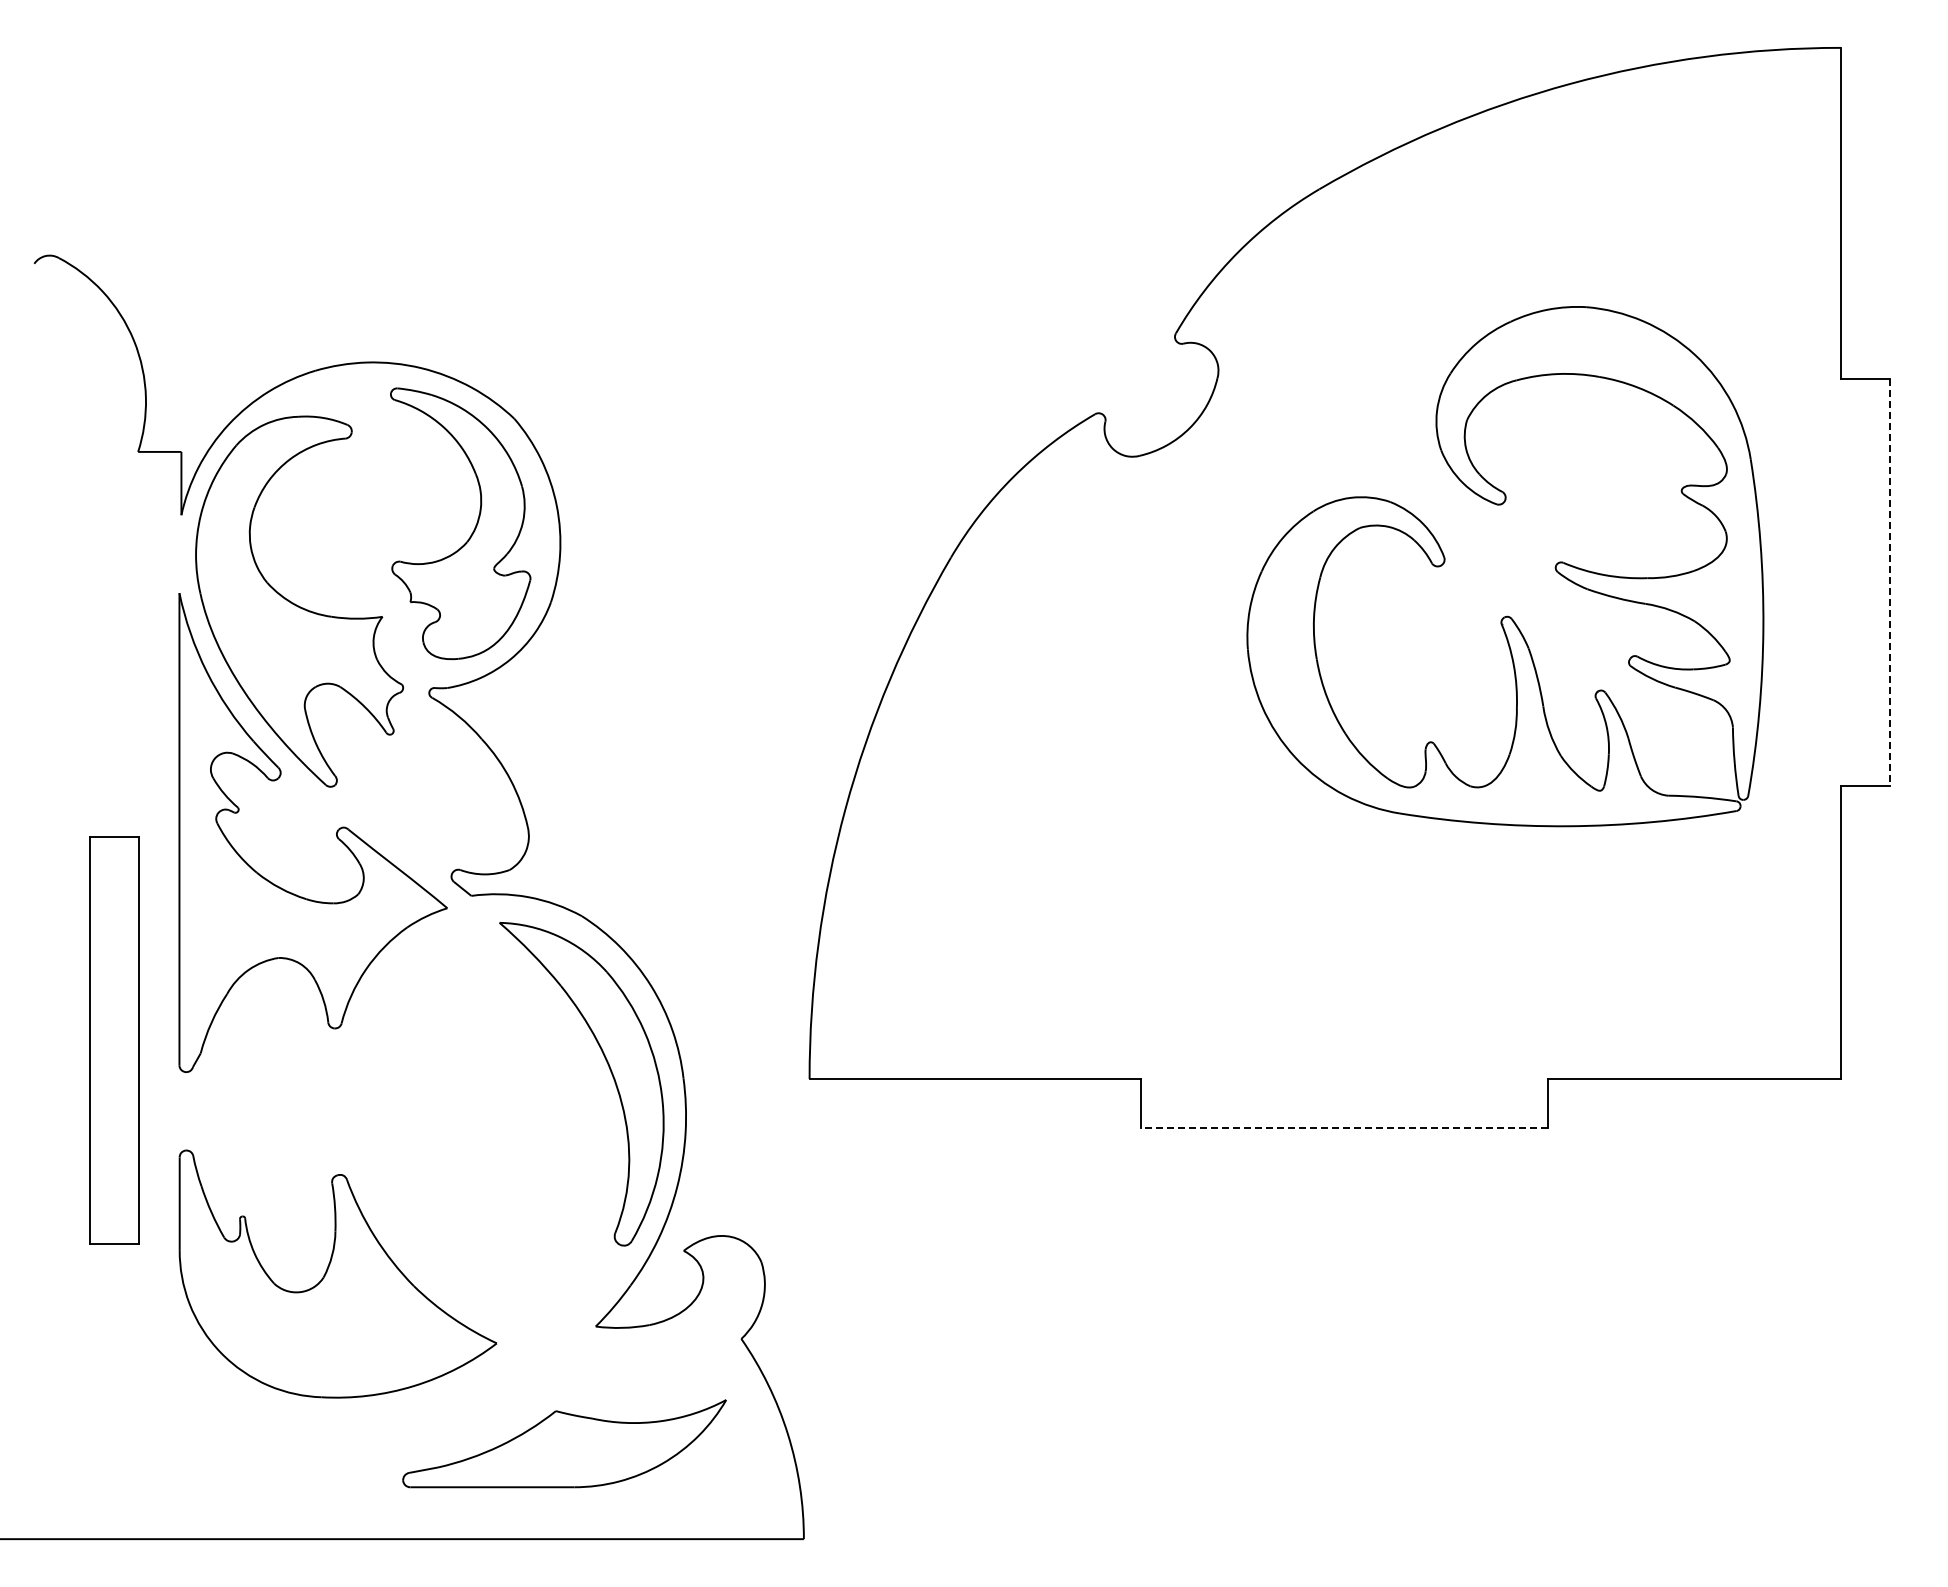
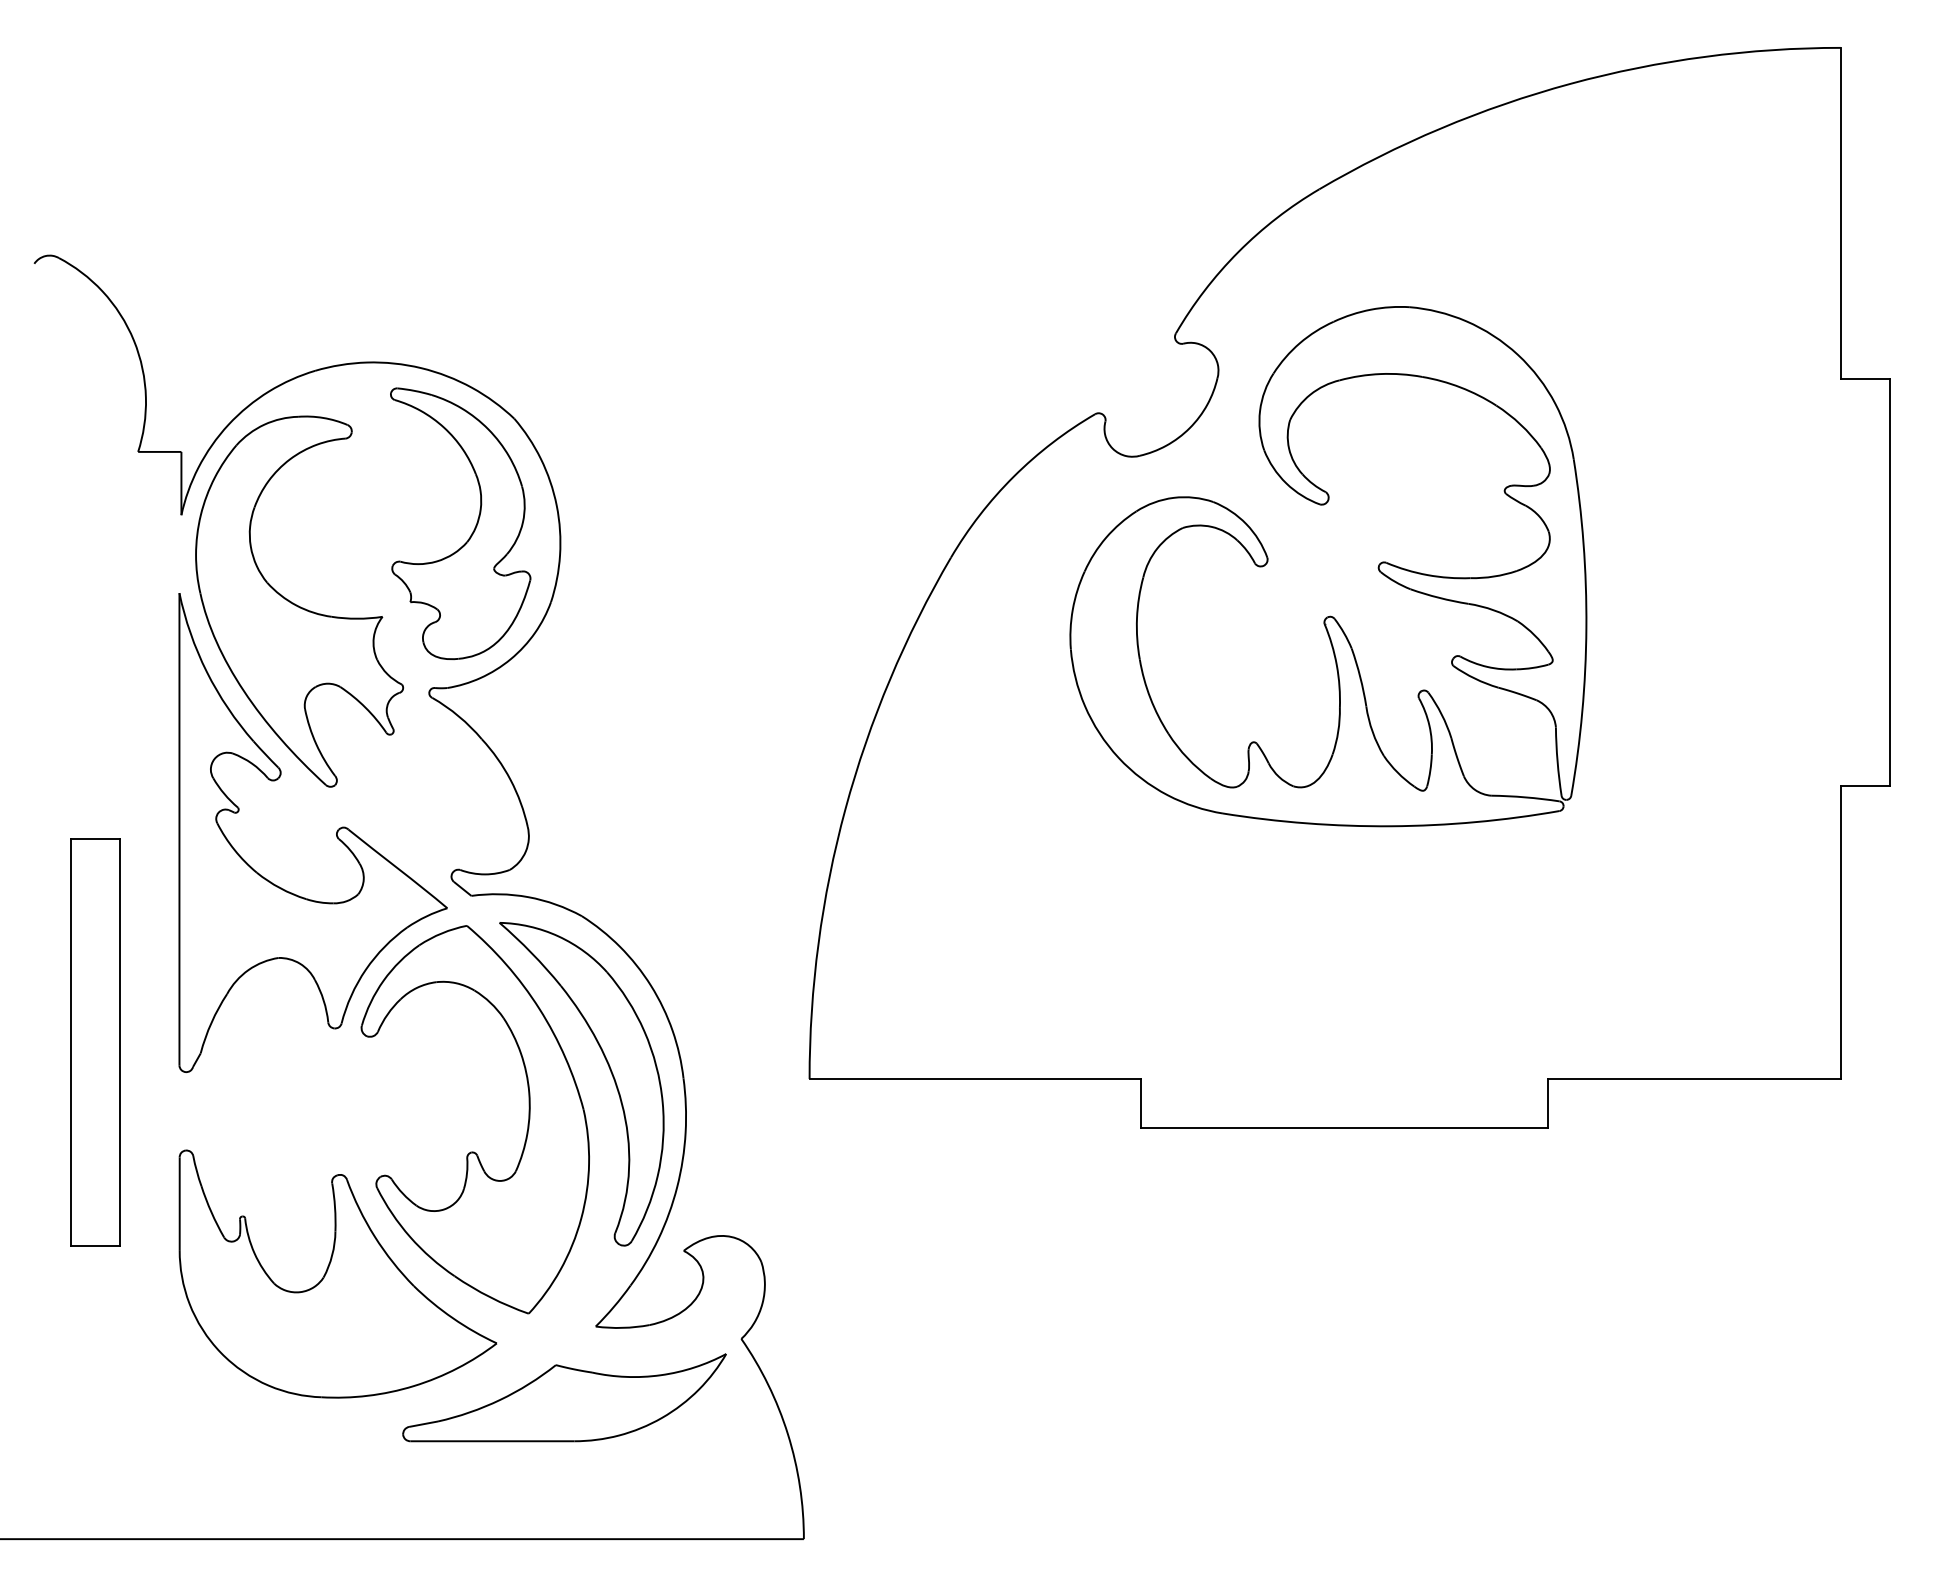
part position: (1554, 567) -> (1377, 567) (1377, 567)
line: dashed -> solid (1889, 582)
part position: (114, 1040) -> (95, 1042) (95, 1042)
line: dashed -> solid (1344, 1127)
part: none -> present (474, 1151)
part position: (564, 1443) -> (564, 1397) (564, 1397)
